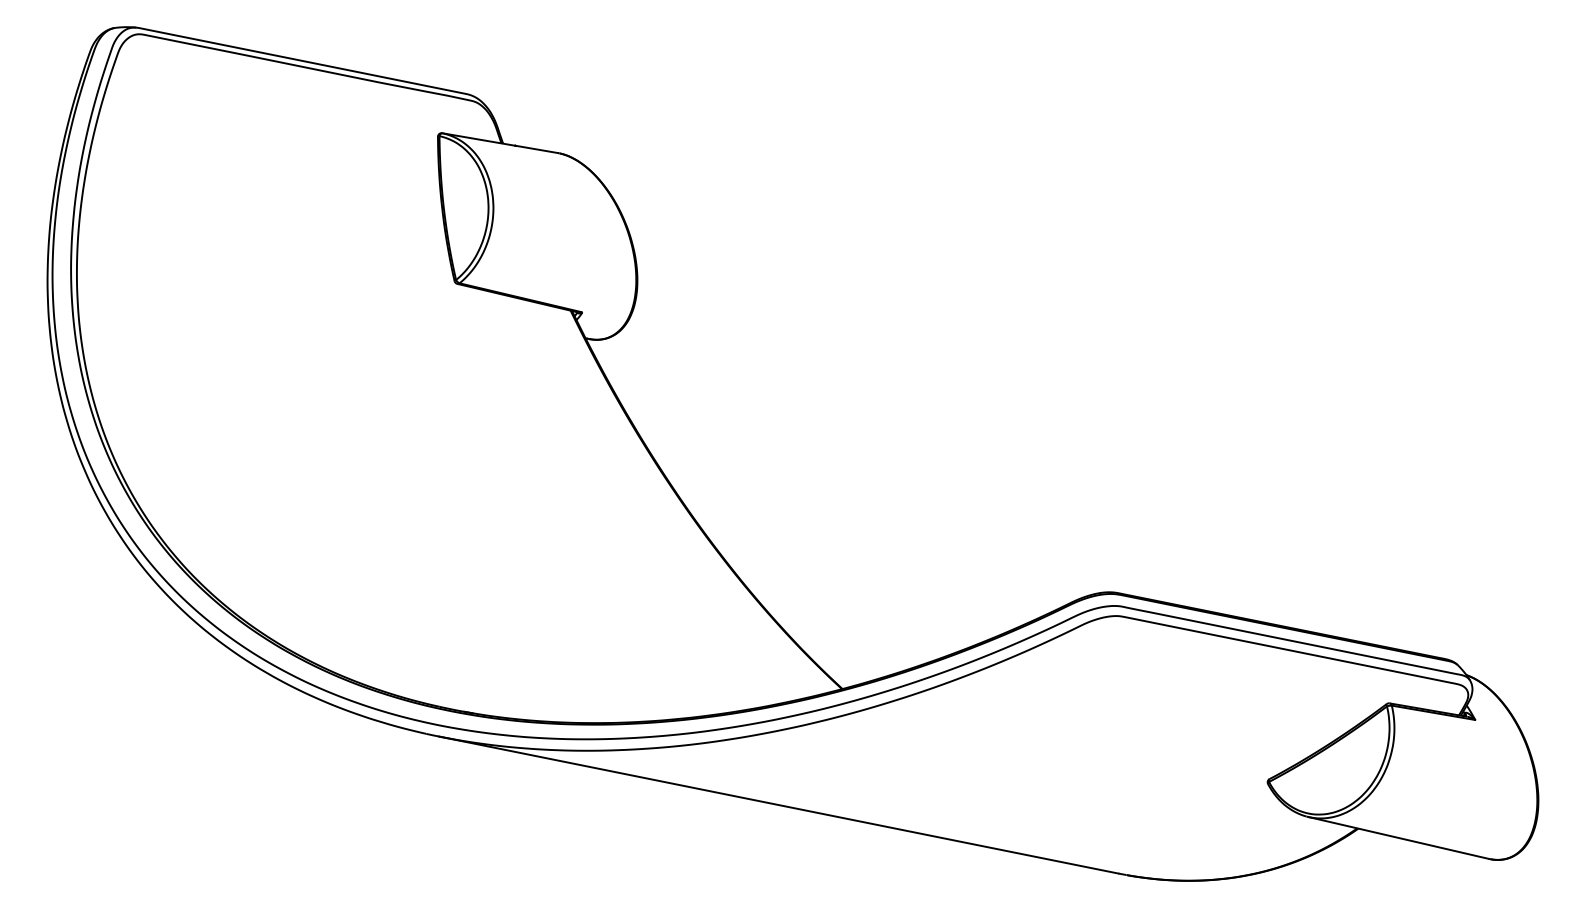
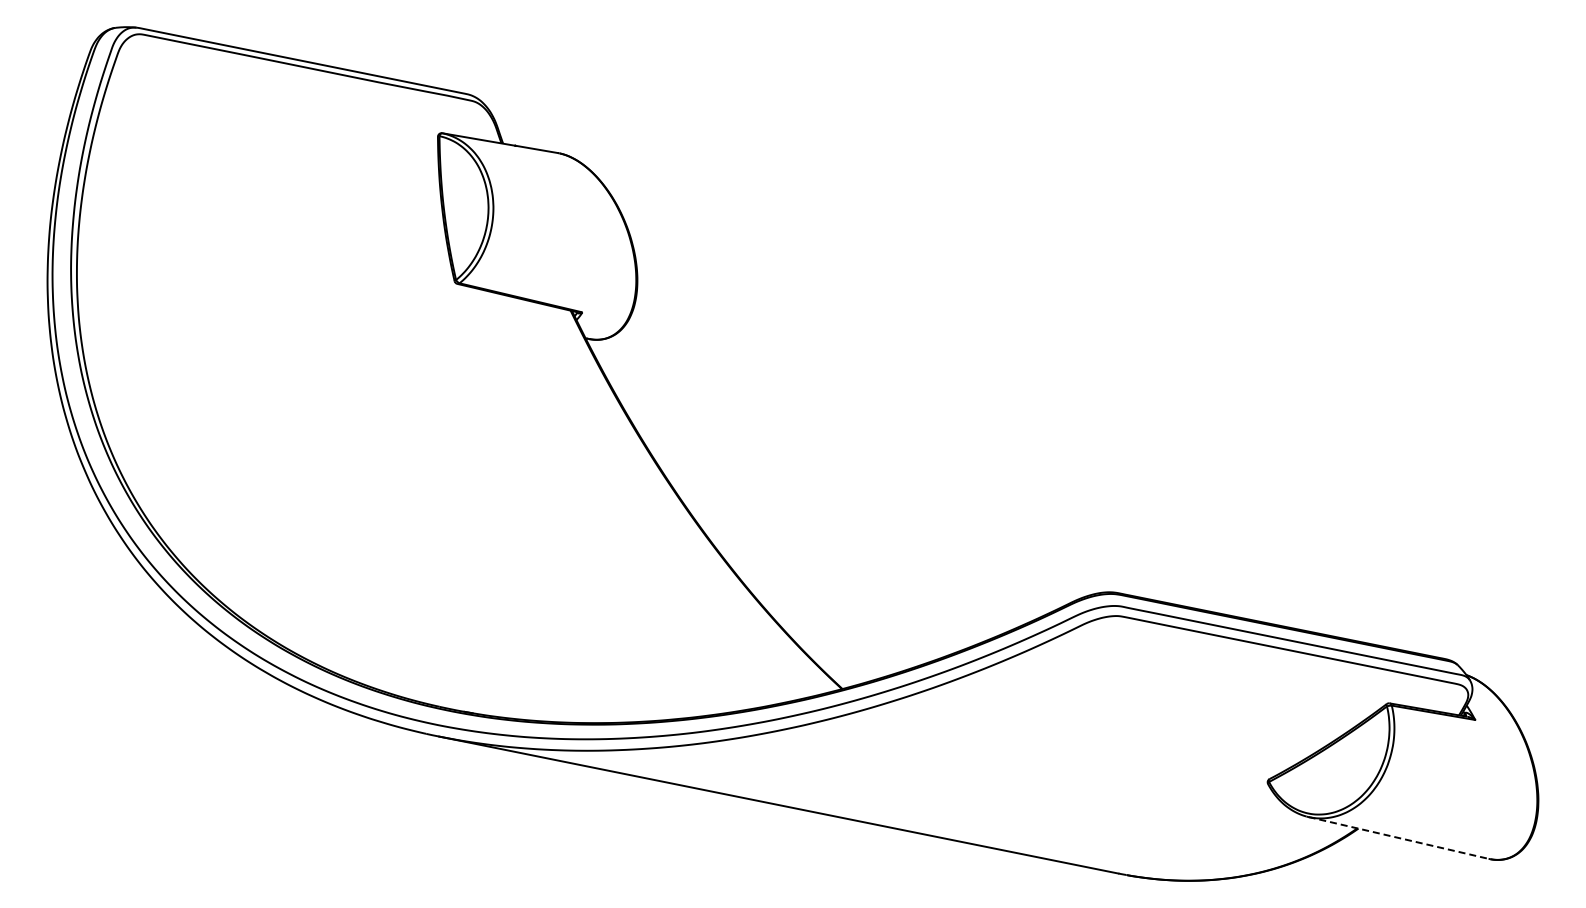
line: solid -> dashed (1399, 838)
